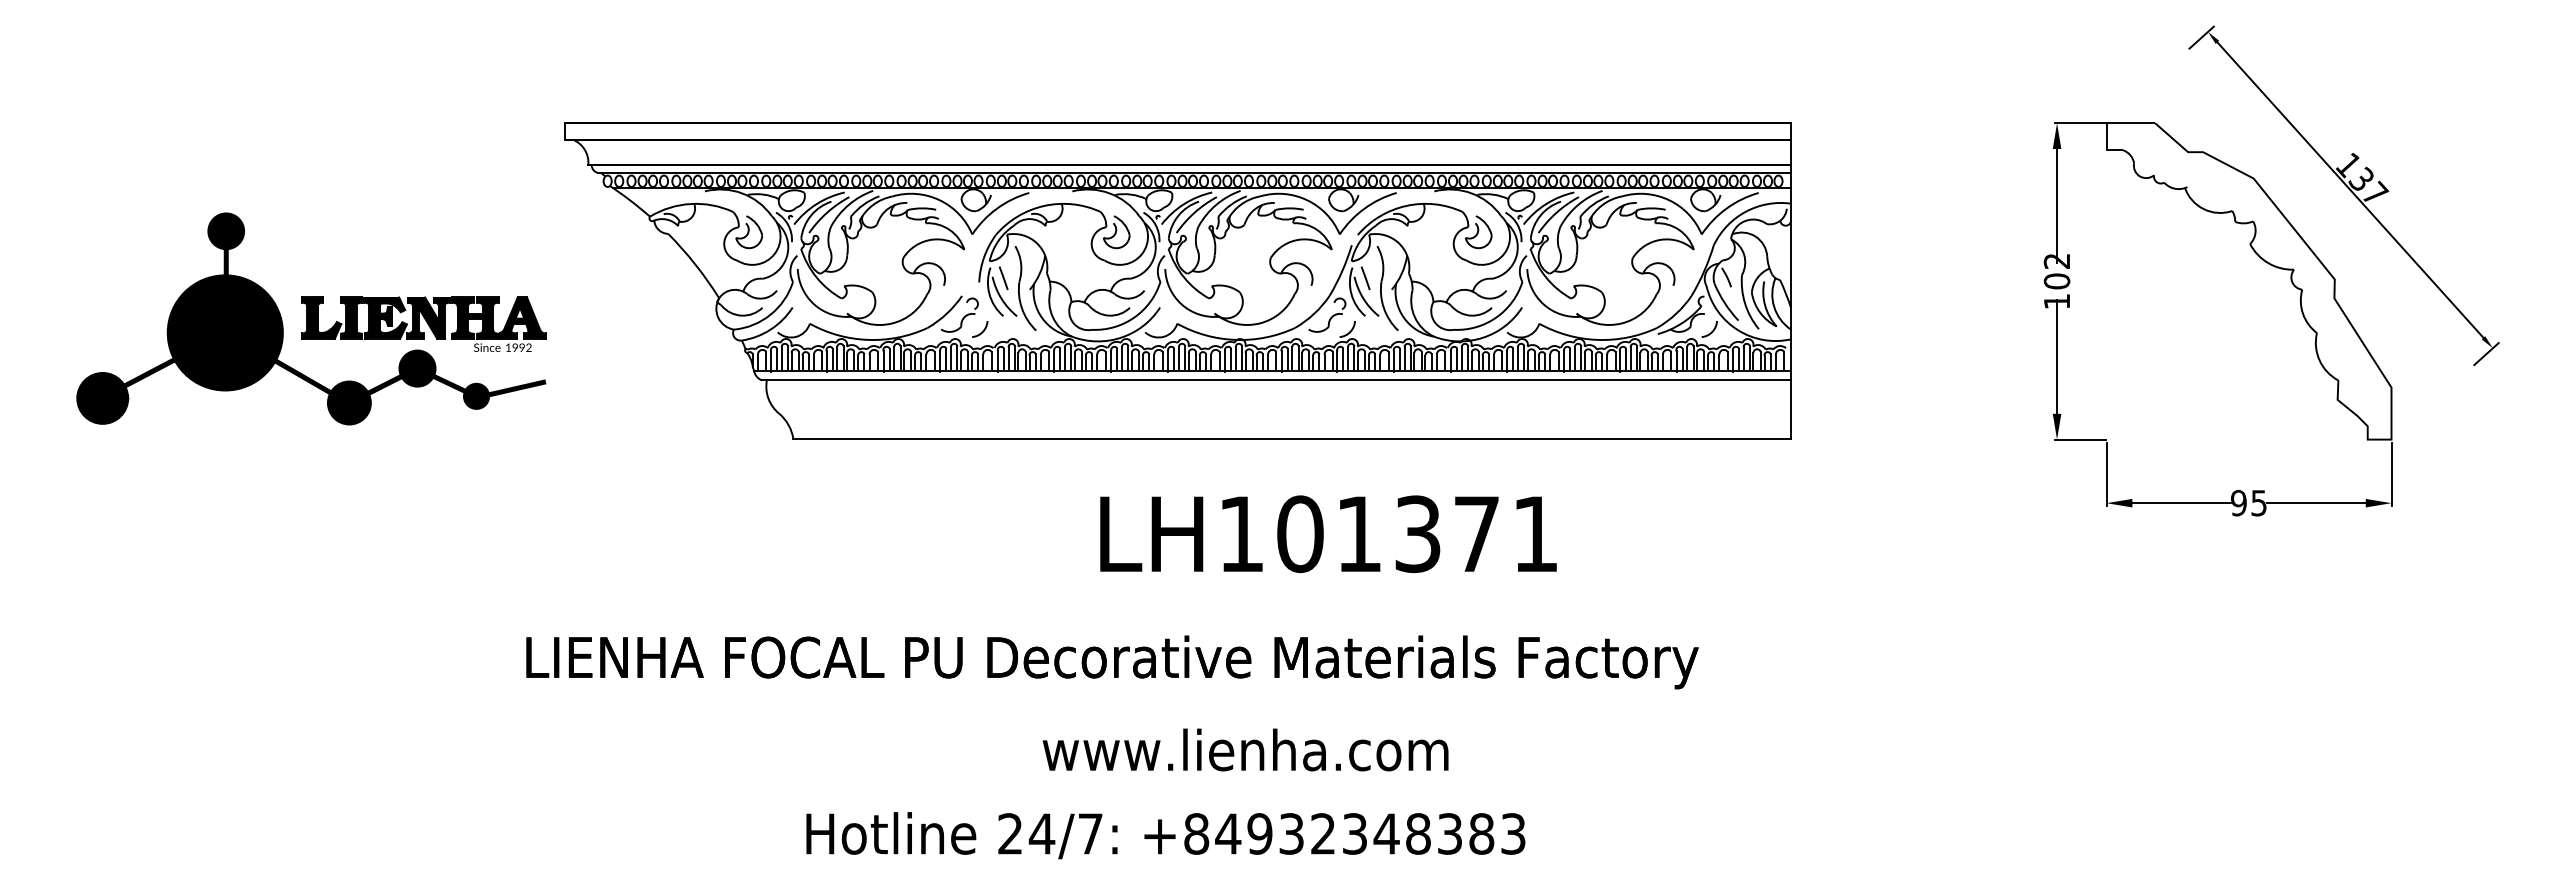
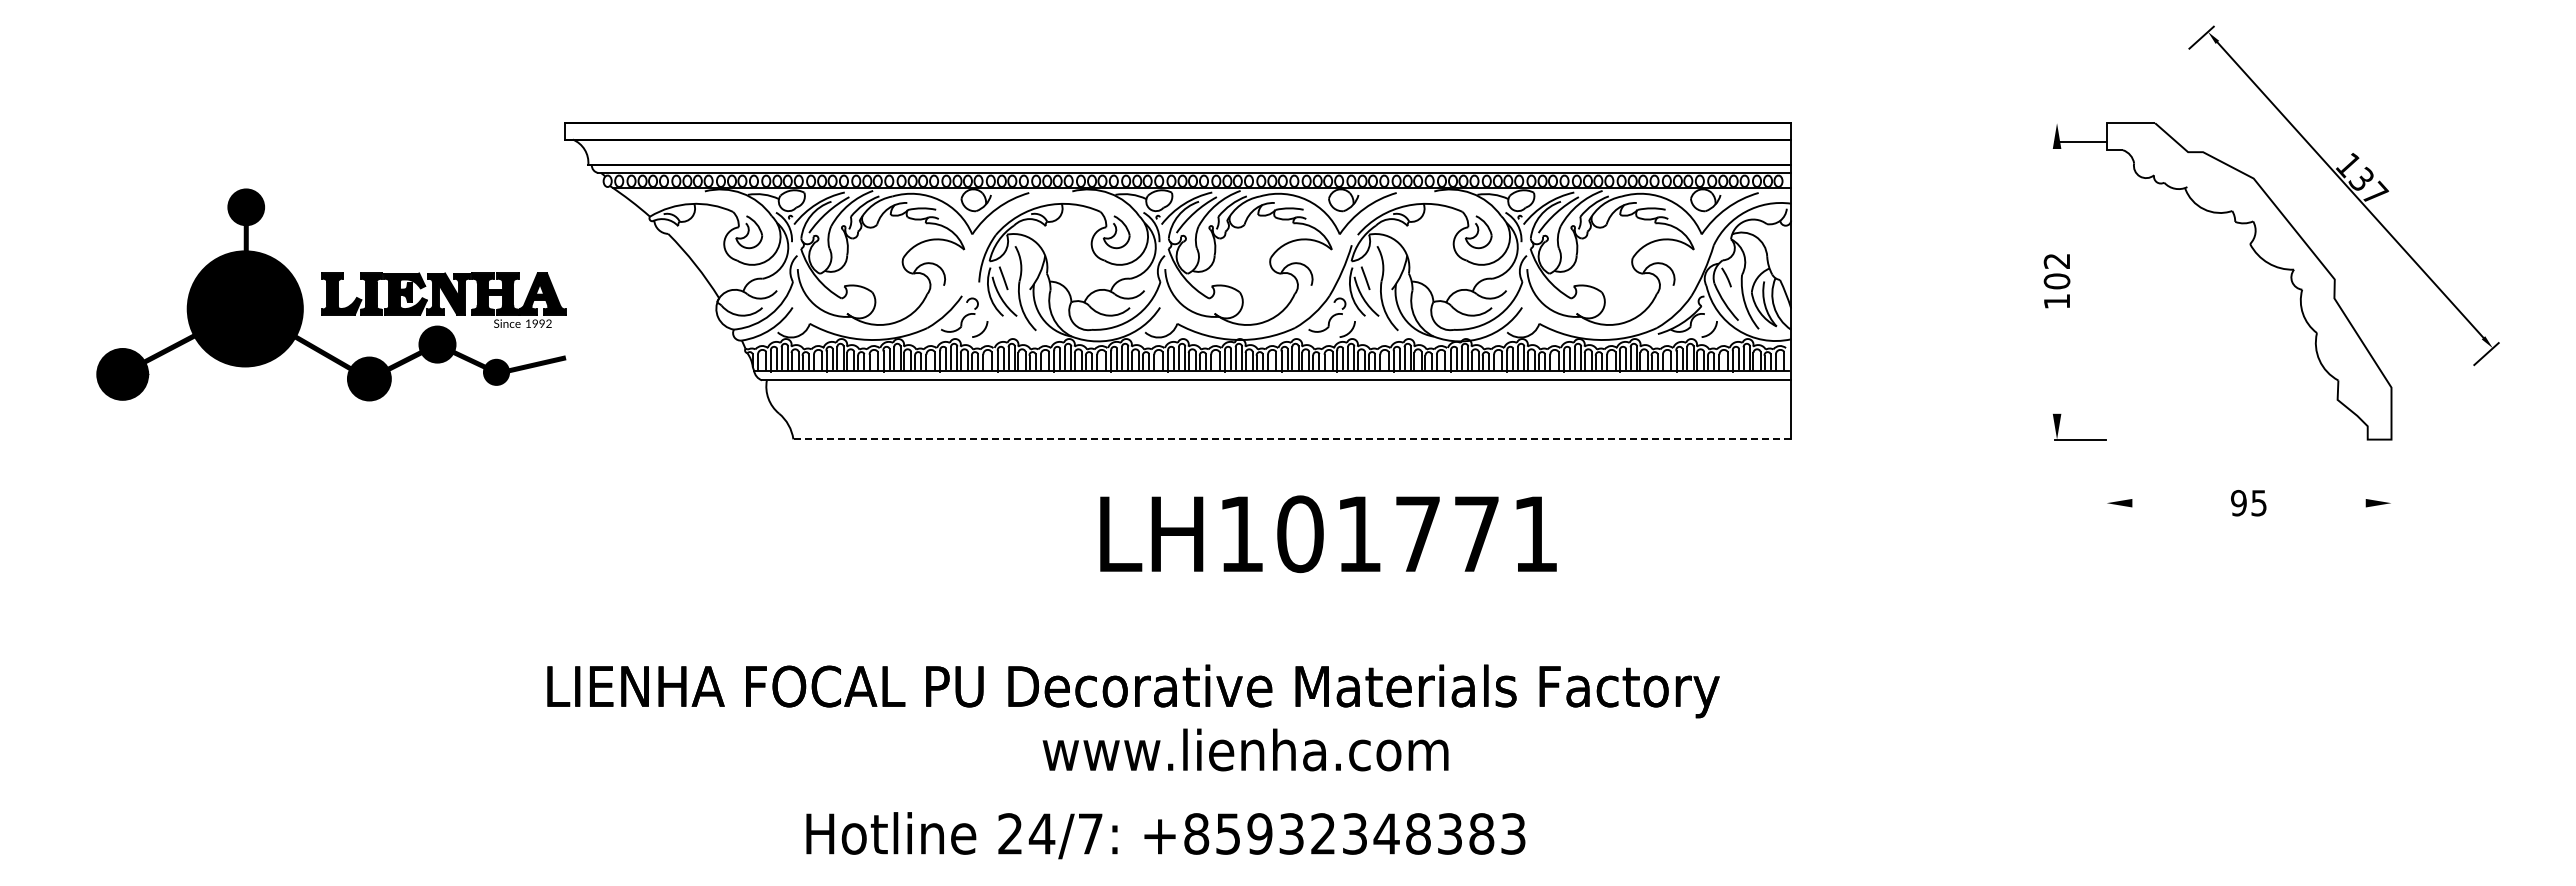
line position: (2080, 123) -> (2080, 142) (2080, 142)
line: present -> none (2057, 205)
part position: (311, 318) -> (331, 294) (331, 294)
line: present -> none (2057, 356)
line: solid -> dashed (1292, 439)
line: present -> none (2106, 473)
line: present -> none (2391, 473)
line: present -> none (2181, 503)
line: present -> none (2316, 503)
text: LH101371 -> LH101771 (1417, 534)
text position: (1112, 662) -> (1133, 691) (1133, 691)
text: +84932348383 -> +85932348383 (1228, 833)
